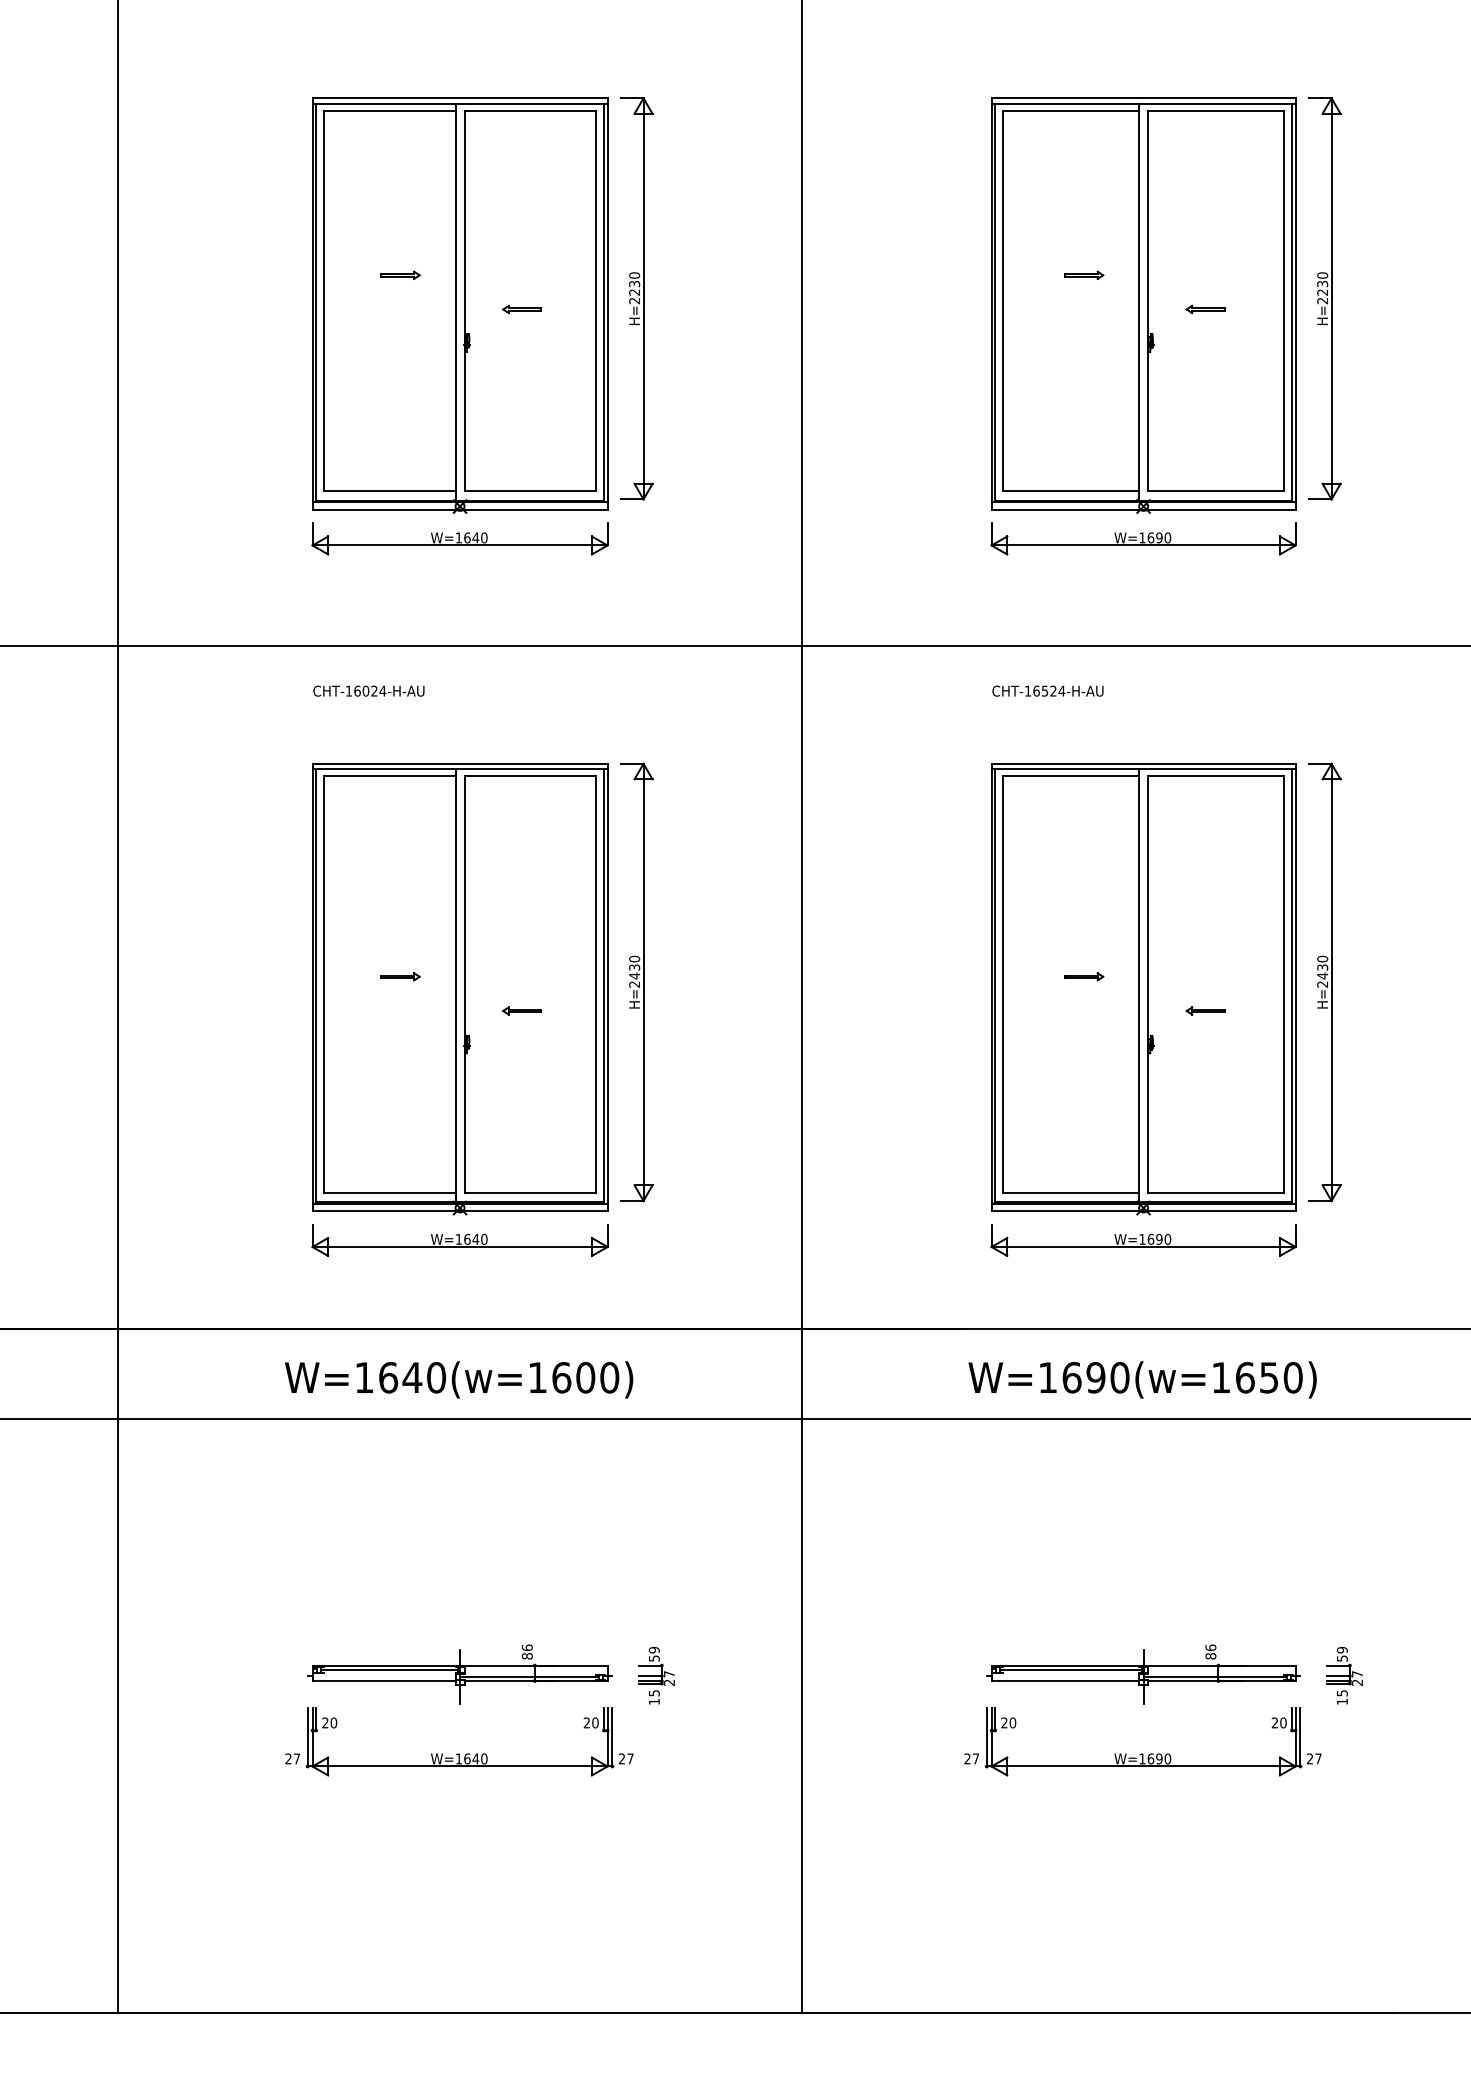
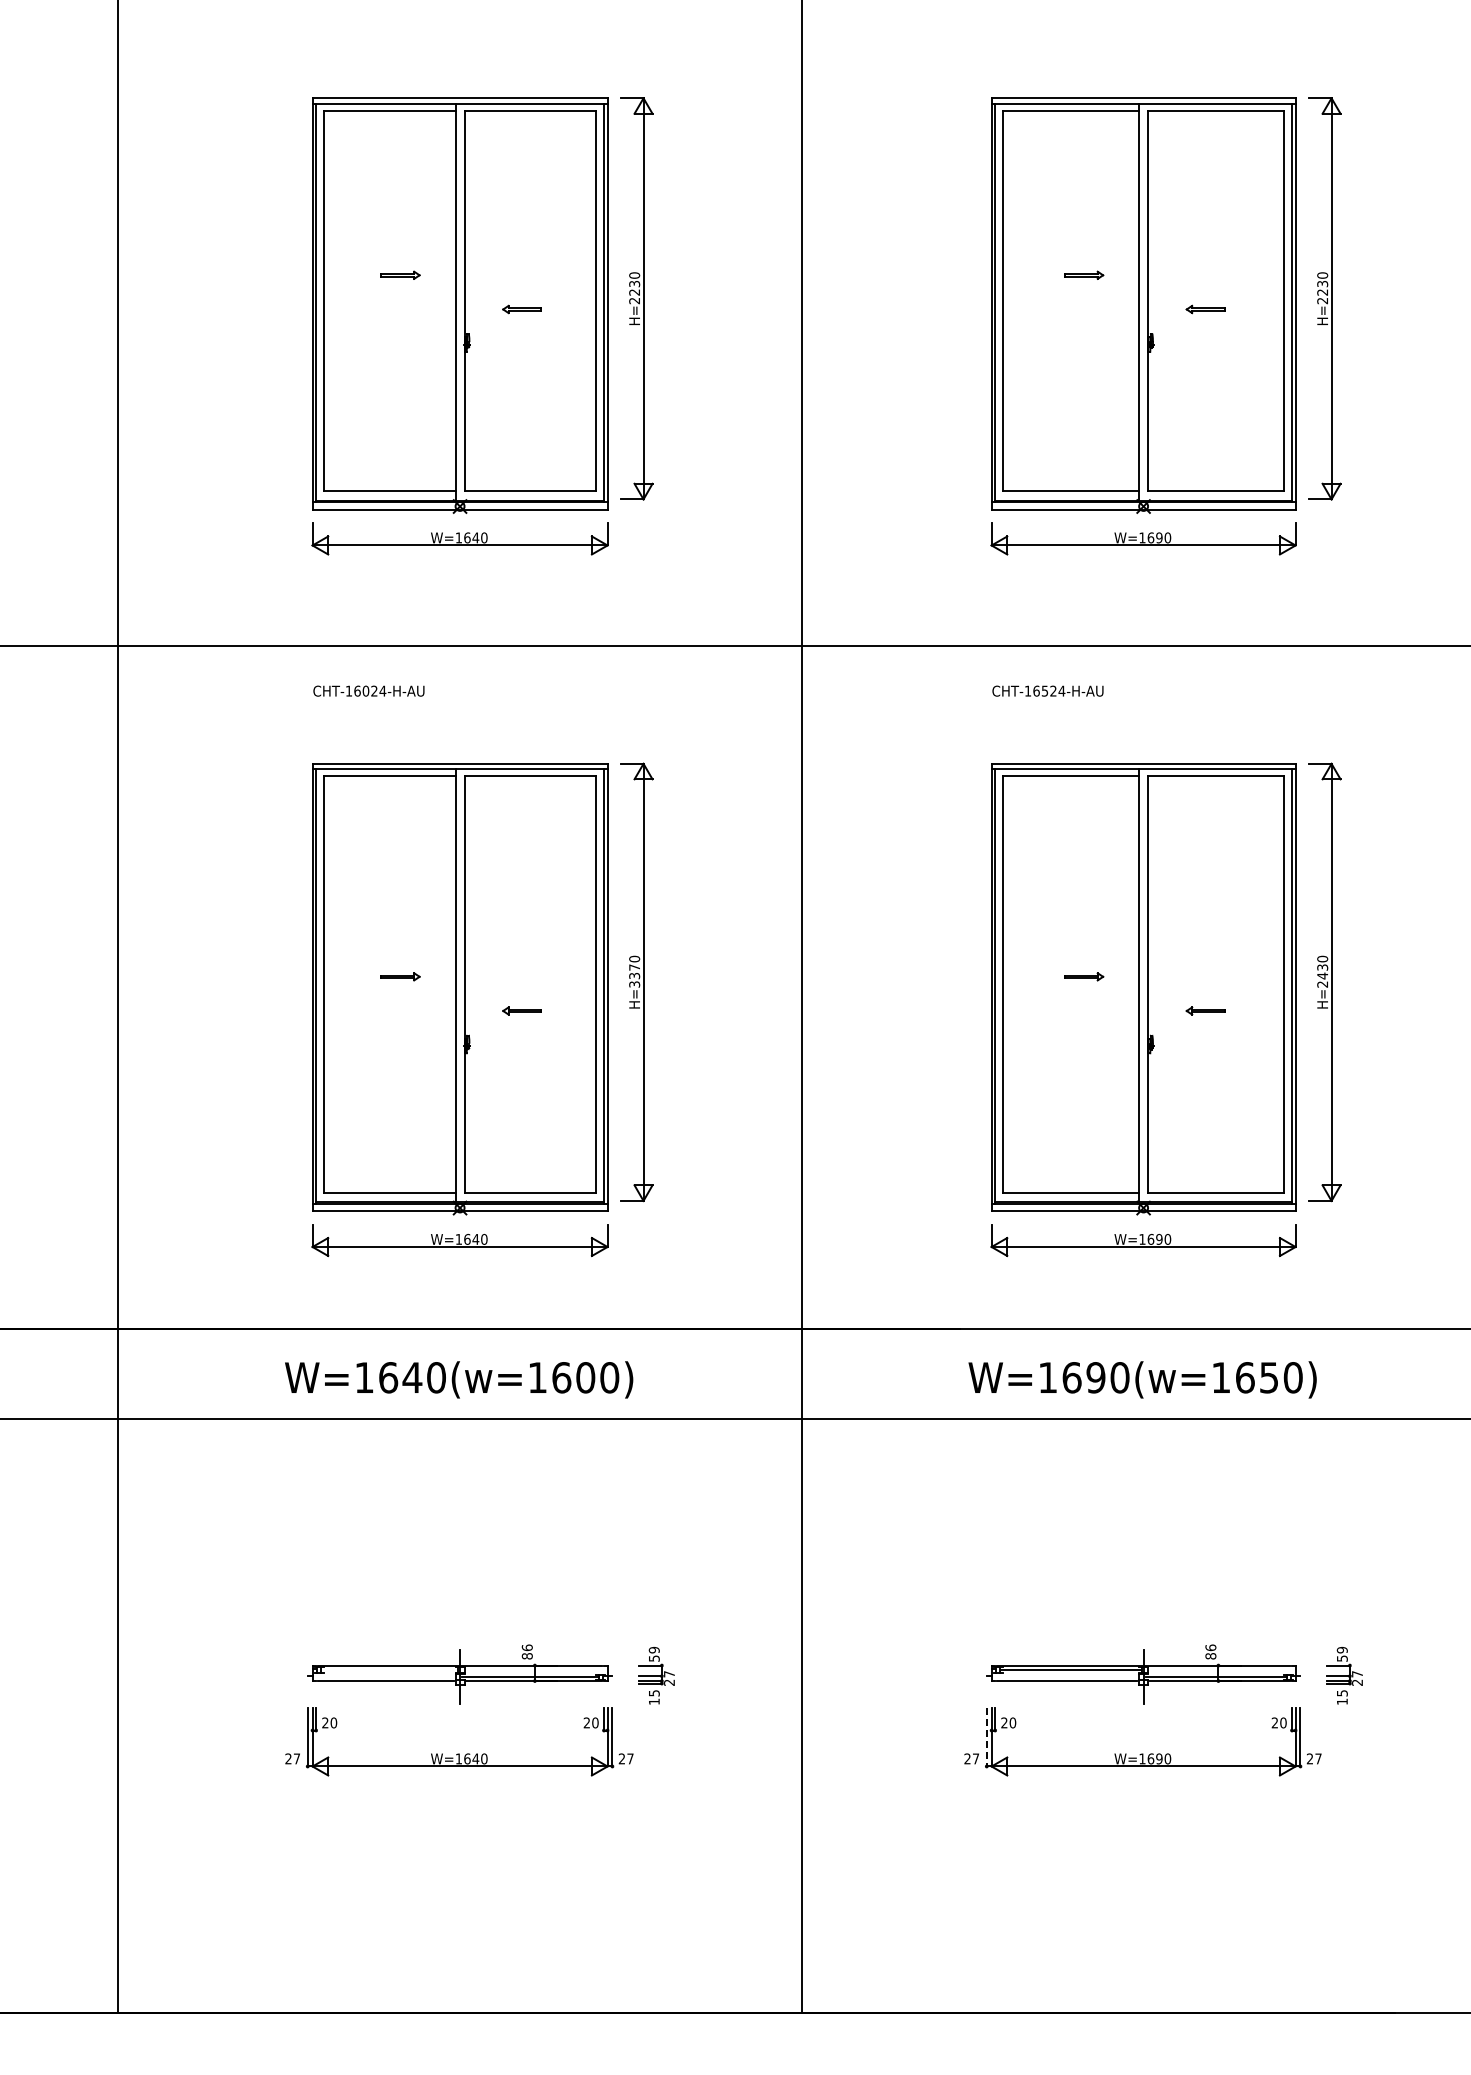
text: H=2430 -> H=3370 (634, 975)
line: present -> none (389, 1669)
line: solid -> dashed (986, 1737)
